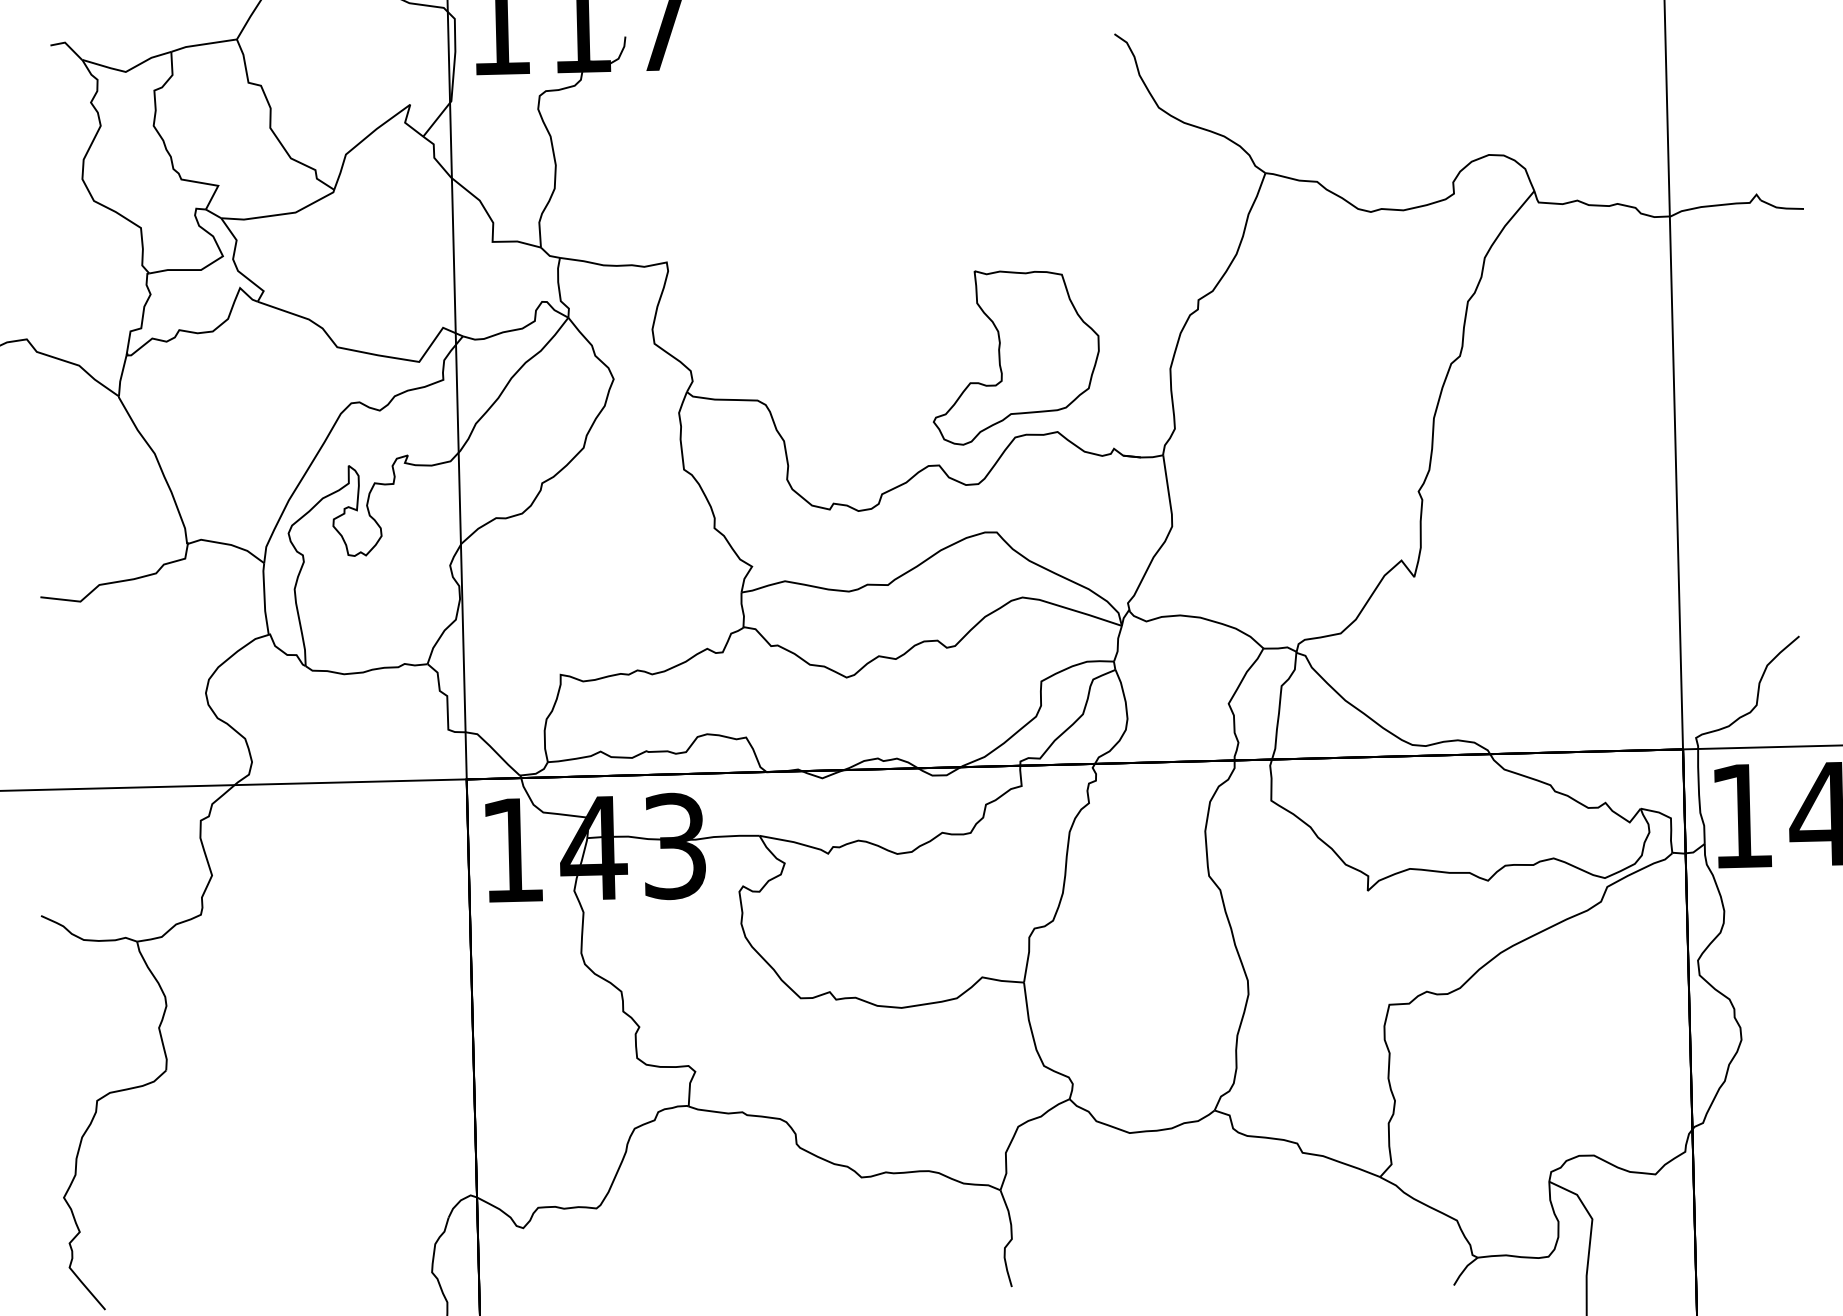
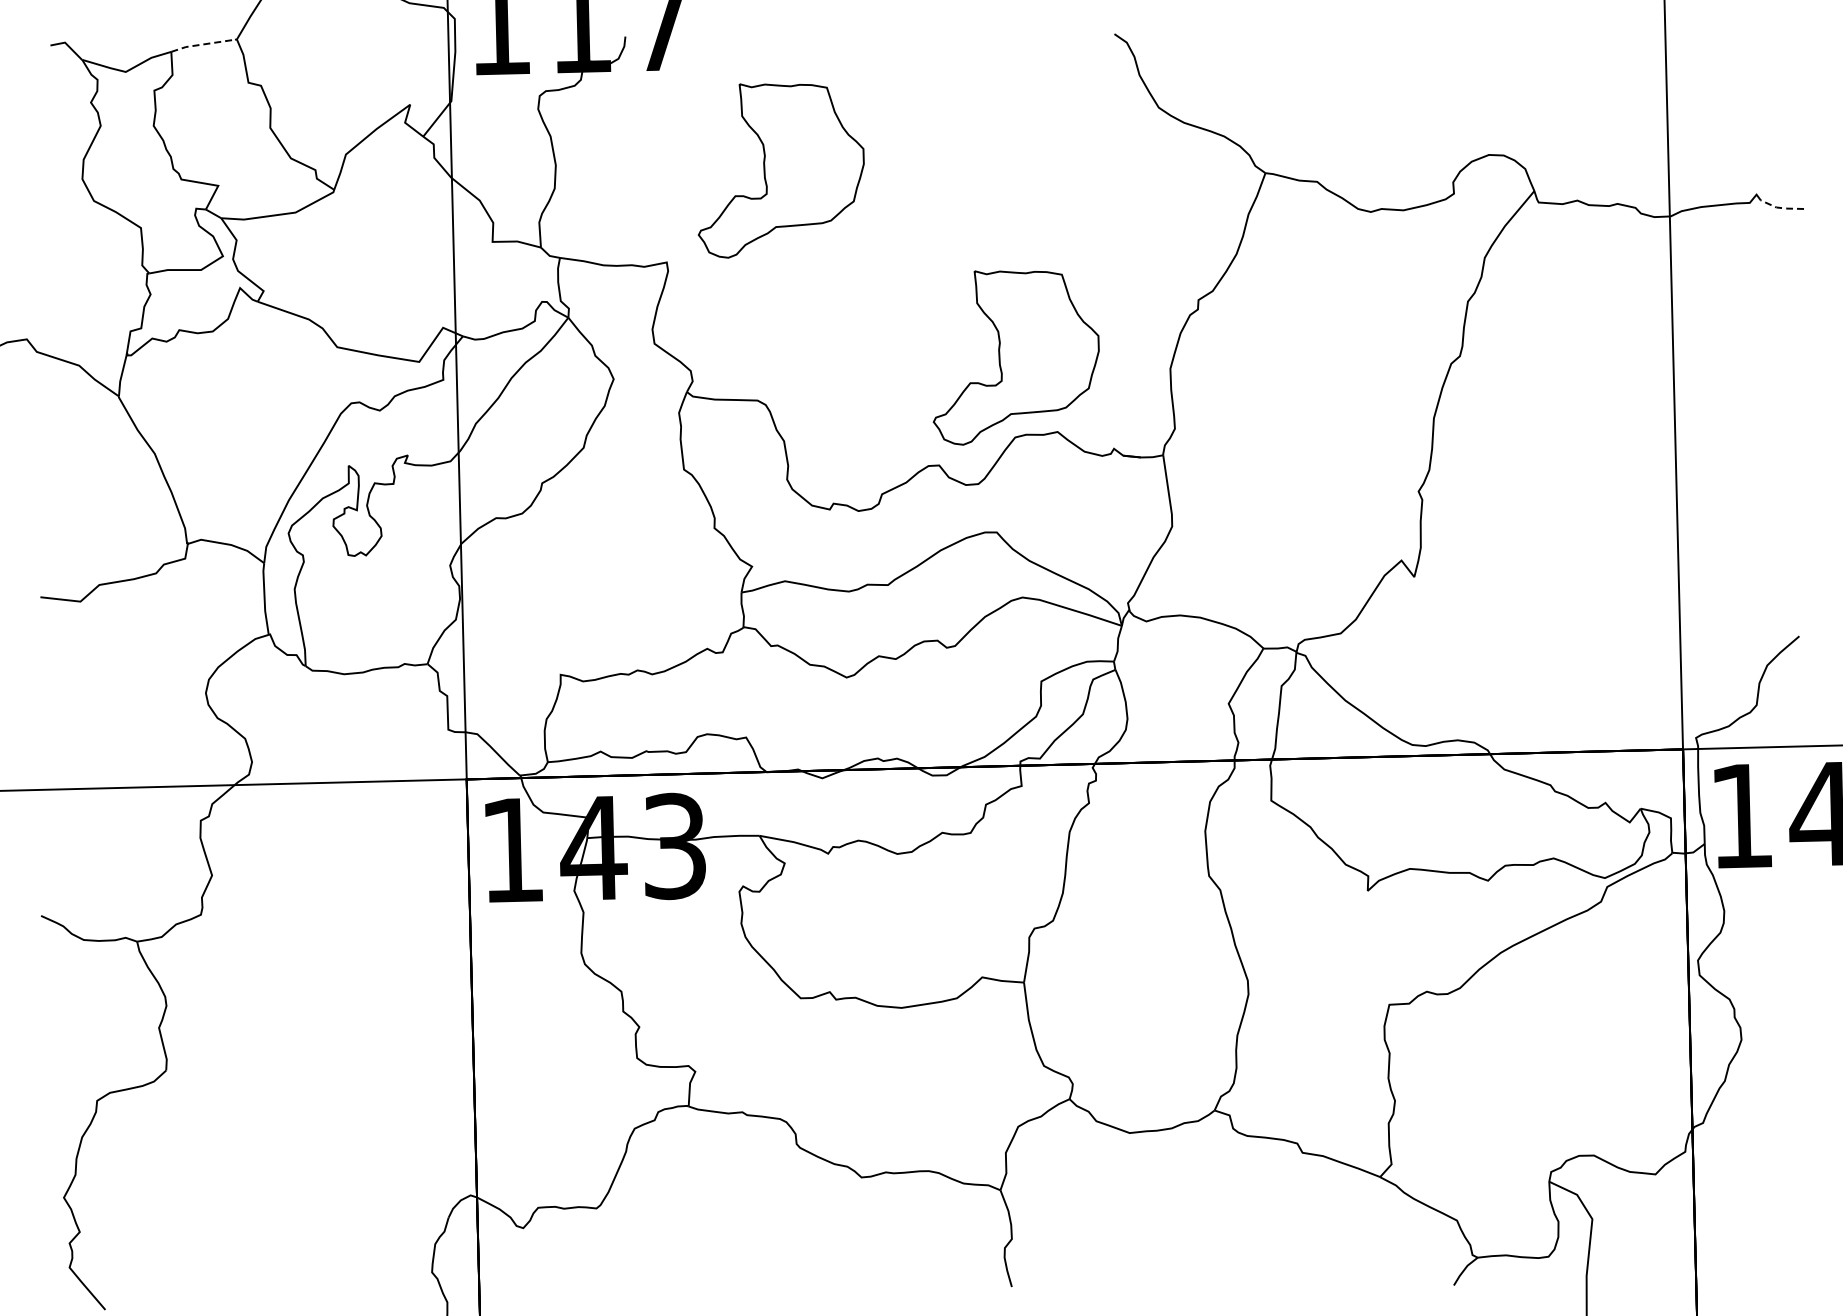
line: solid -> dashed (202, 44)
part: none -> present (780, 170)
line: solid -> dashed (1781, 208)
